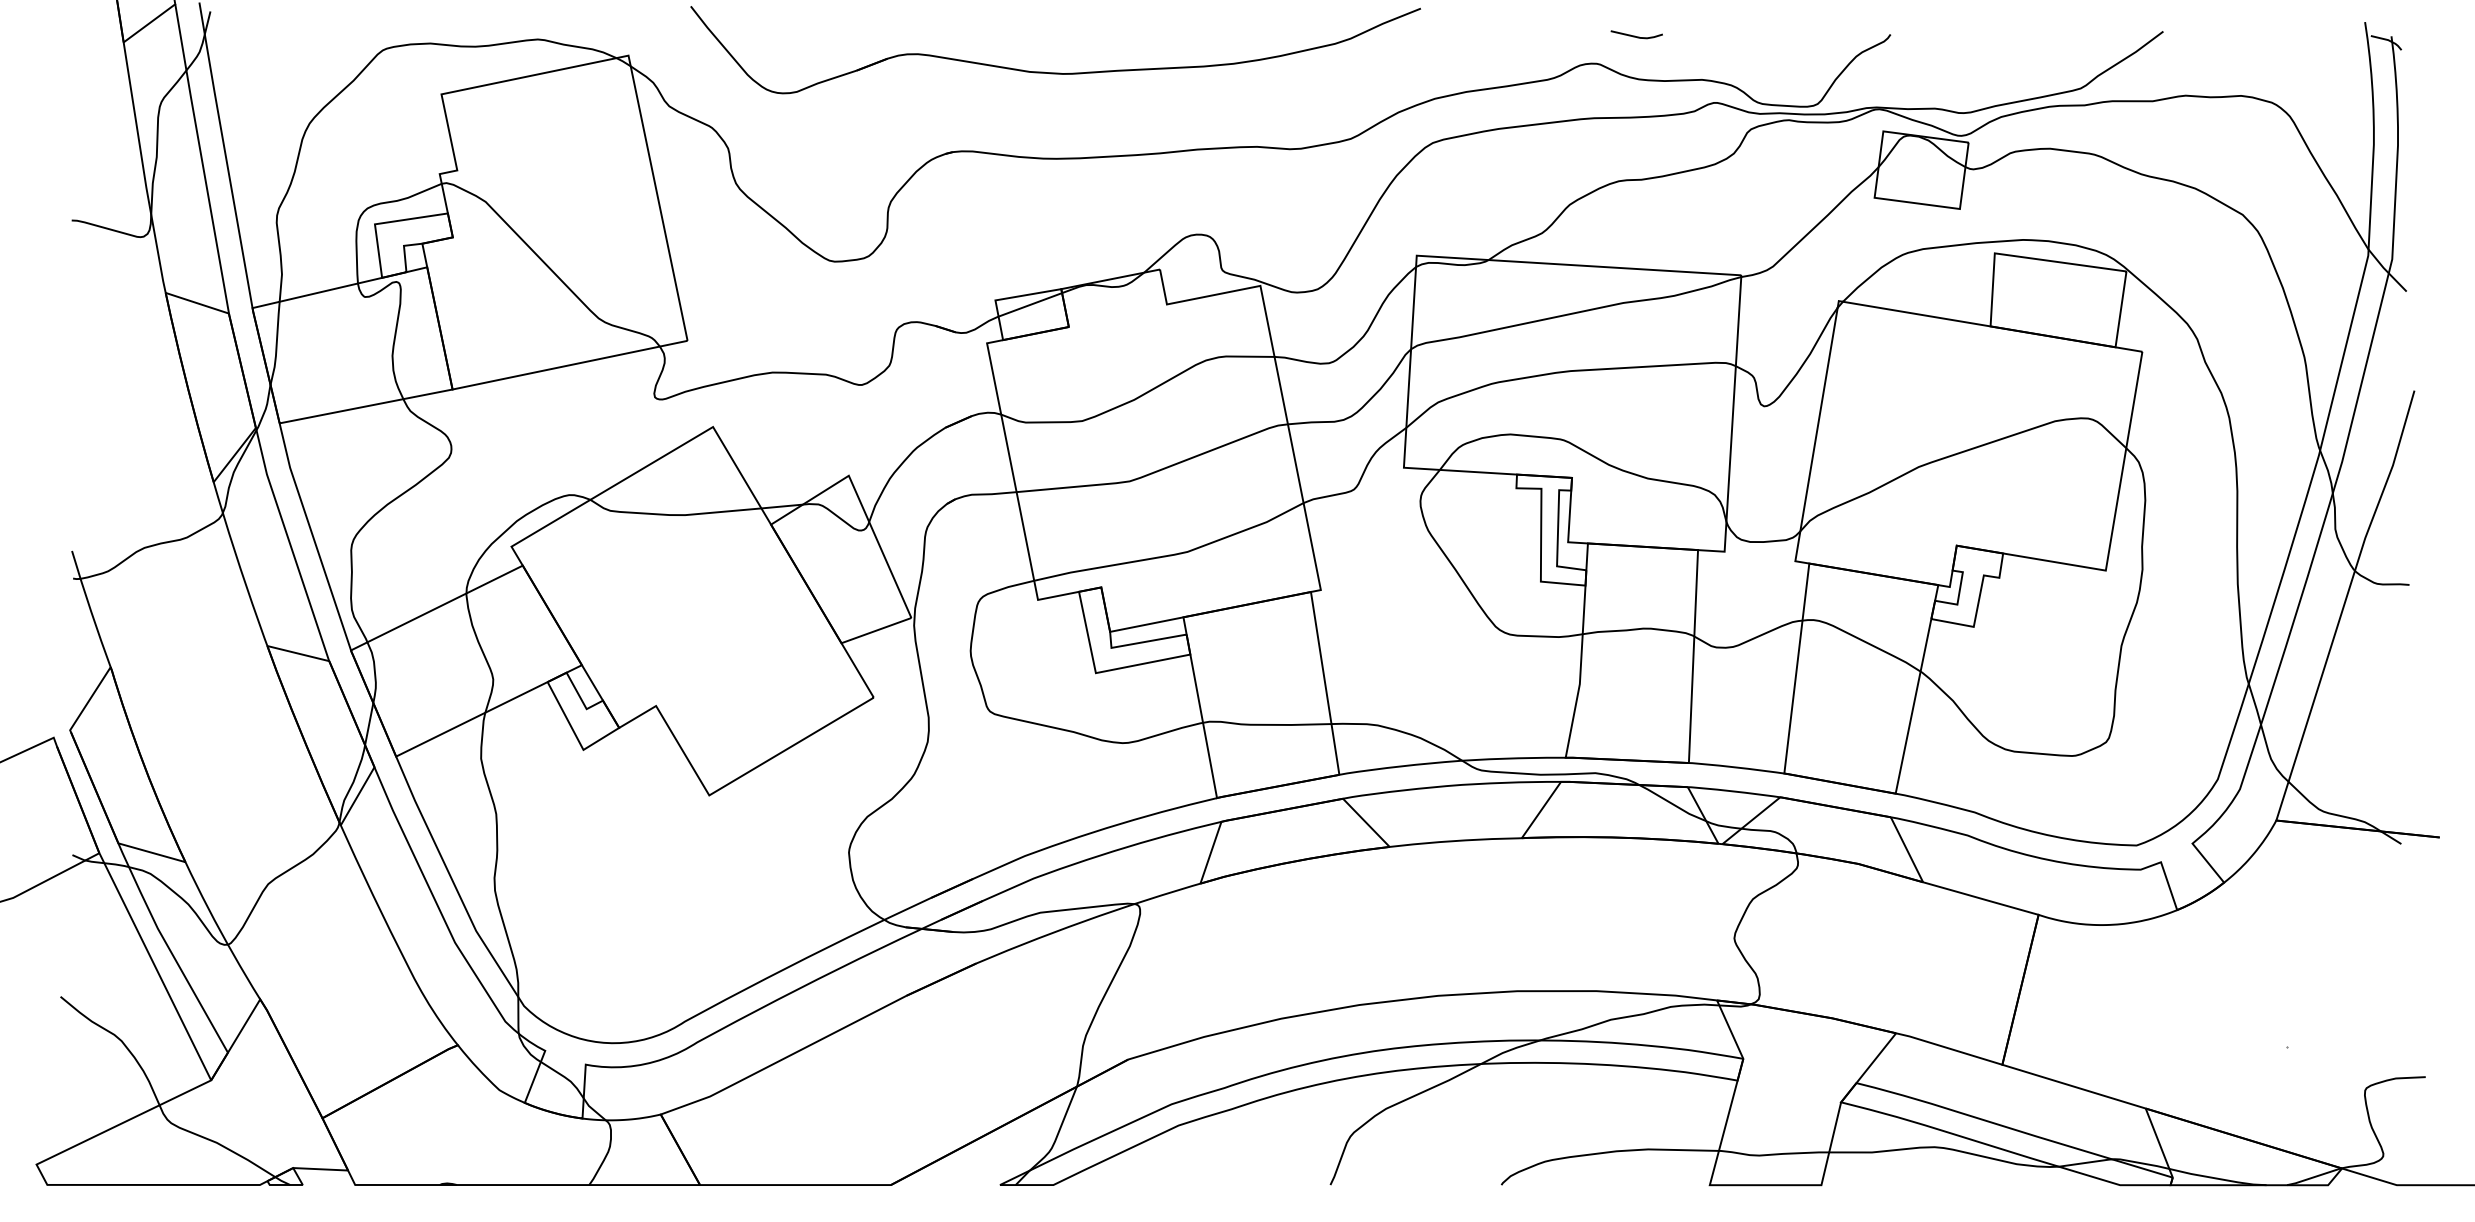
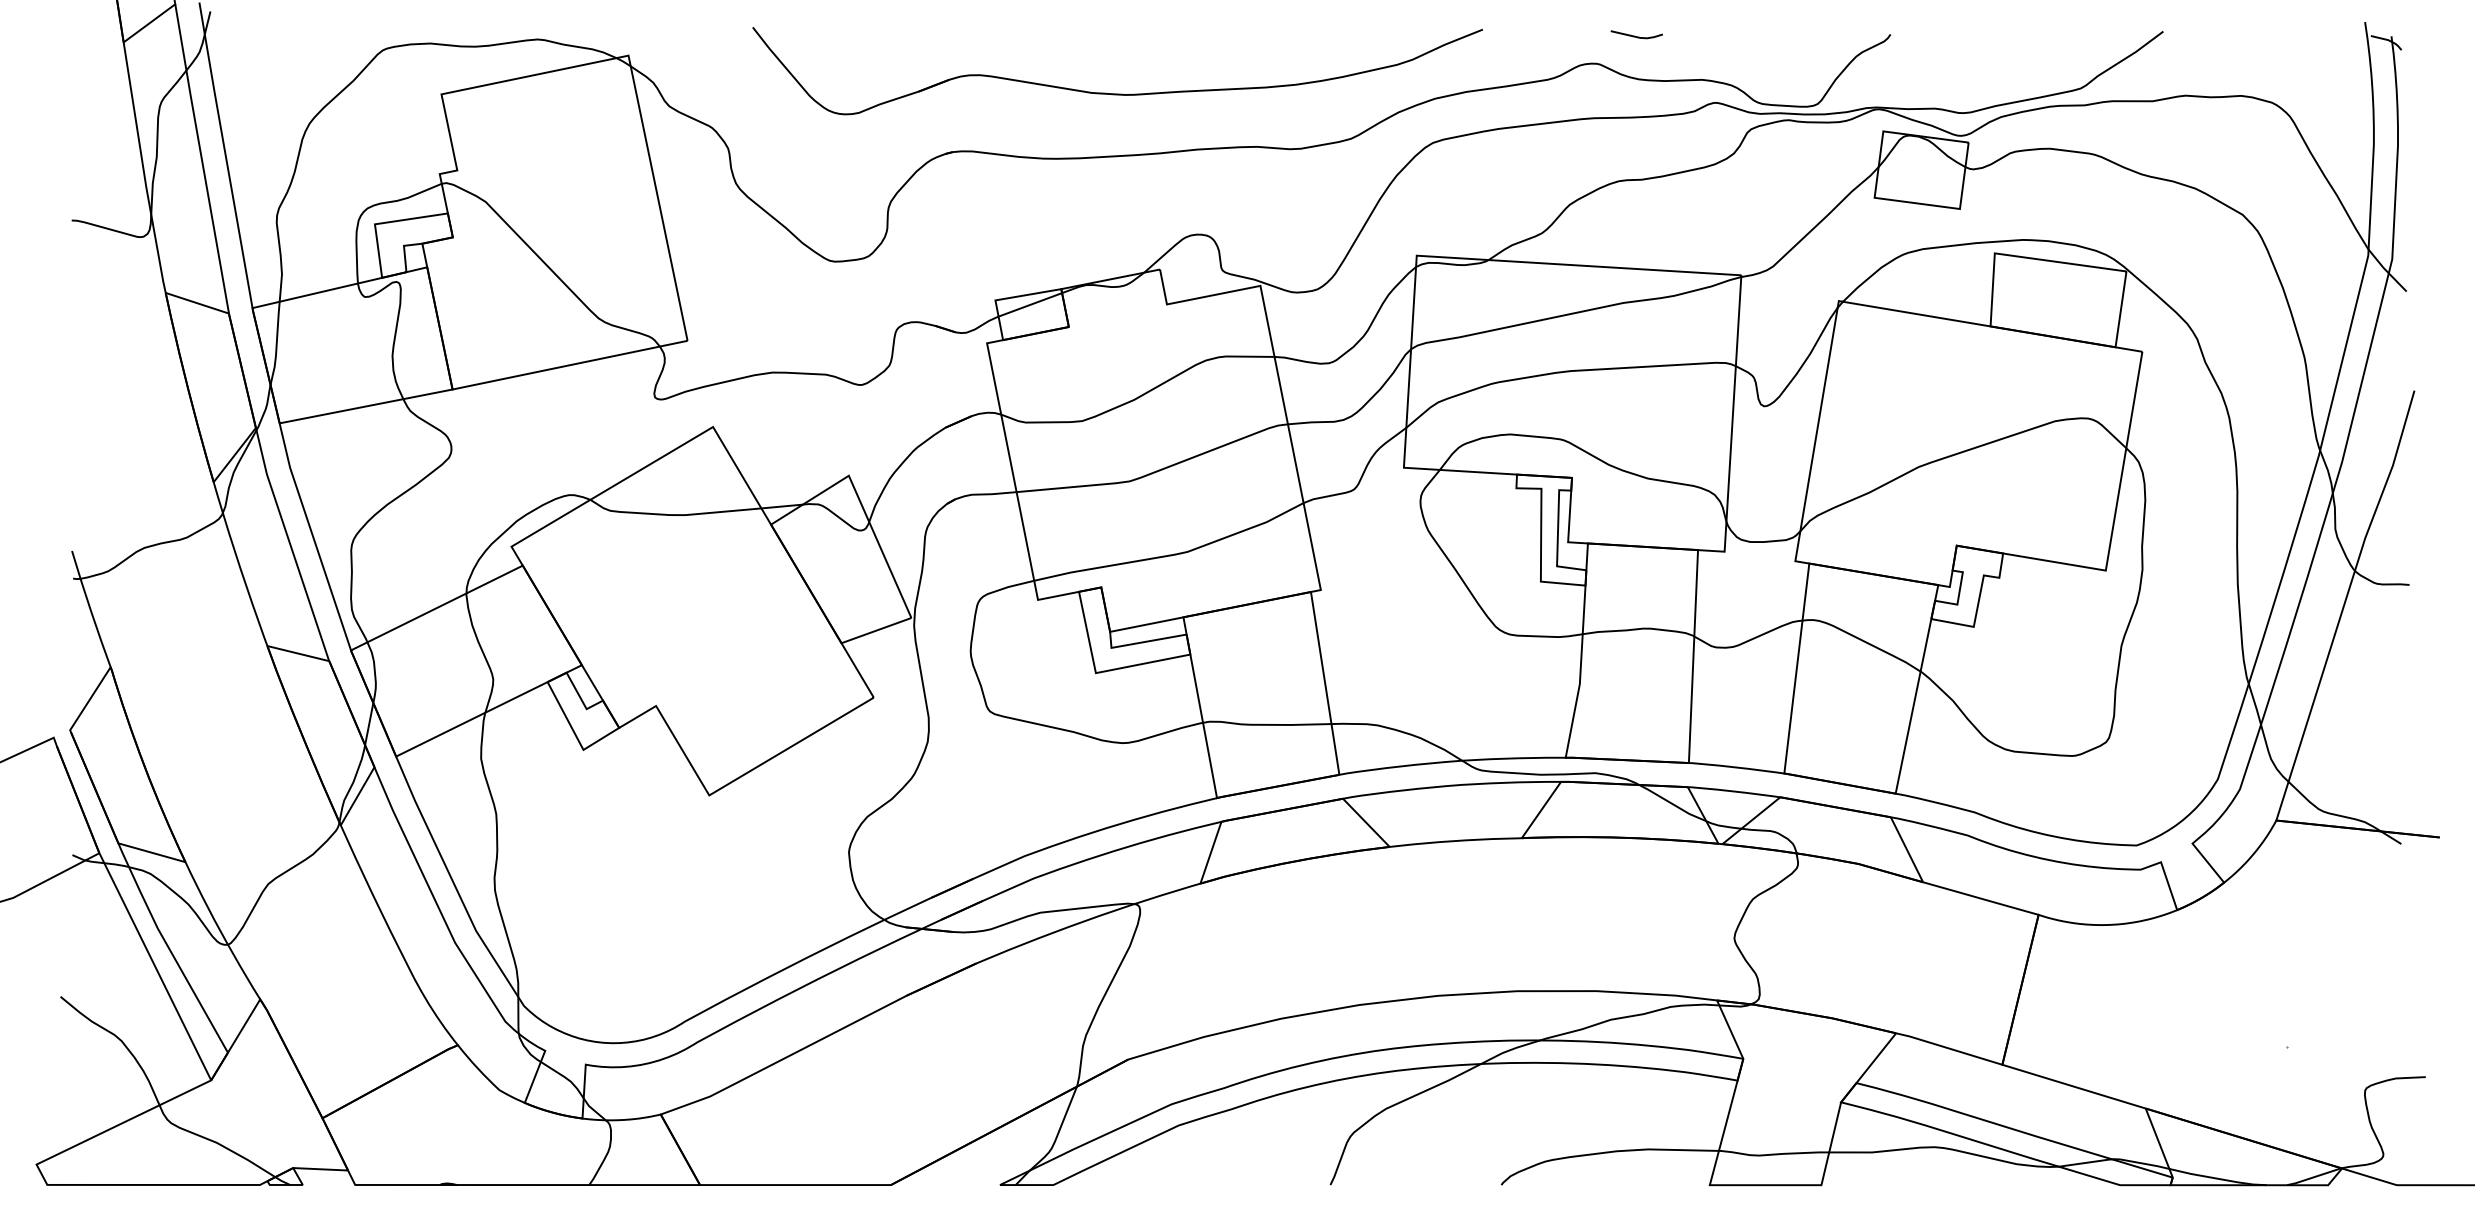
part position: (1055, 72) -> (1117, 93) (1117, 93)
